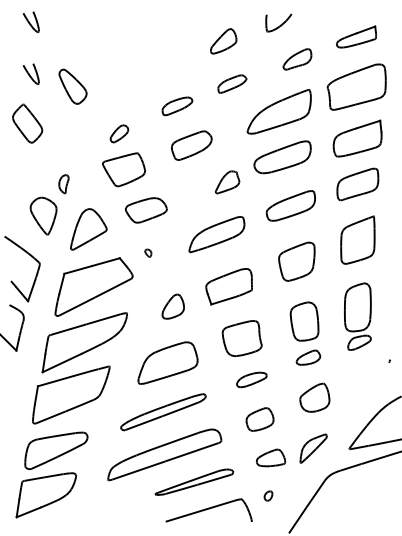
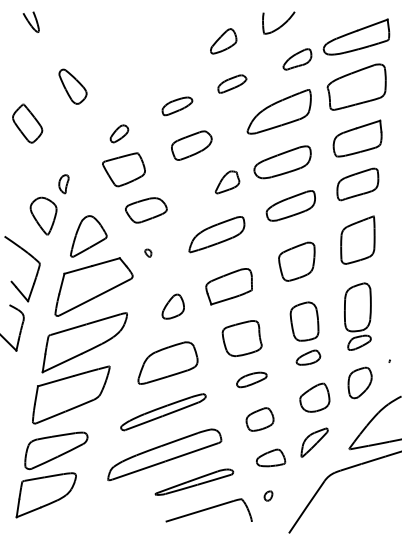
part size: 28x20 px -> 34x24 px (278, 22)
part size: 41x24 px -> 69x38 px (356, 36)
part: present -> none (30, 73)
part position: (282, 157) -> (282, 162) (282, 162)
part position: (88, 229) -> (88, 236) (88, 236)
part: none -> present (359, 382)
part position: (313, 448) -> (314, 442) (314, 442)
